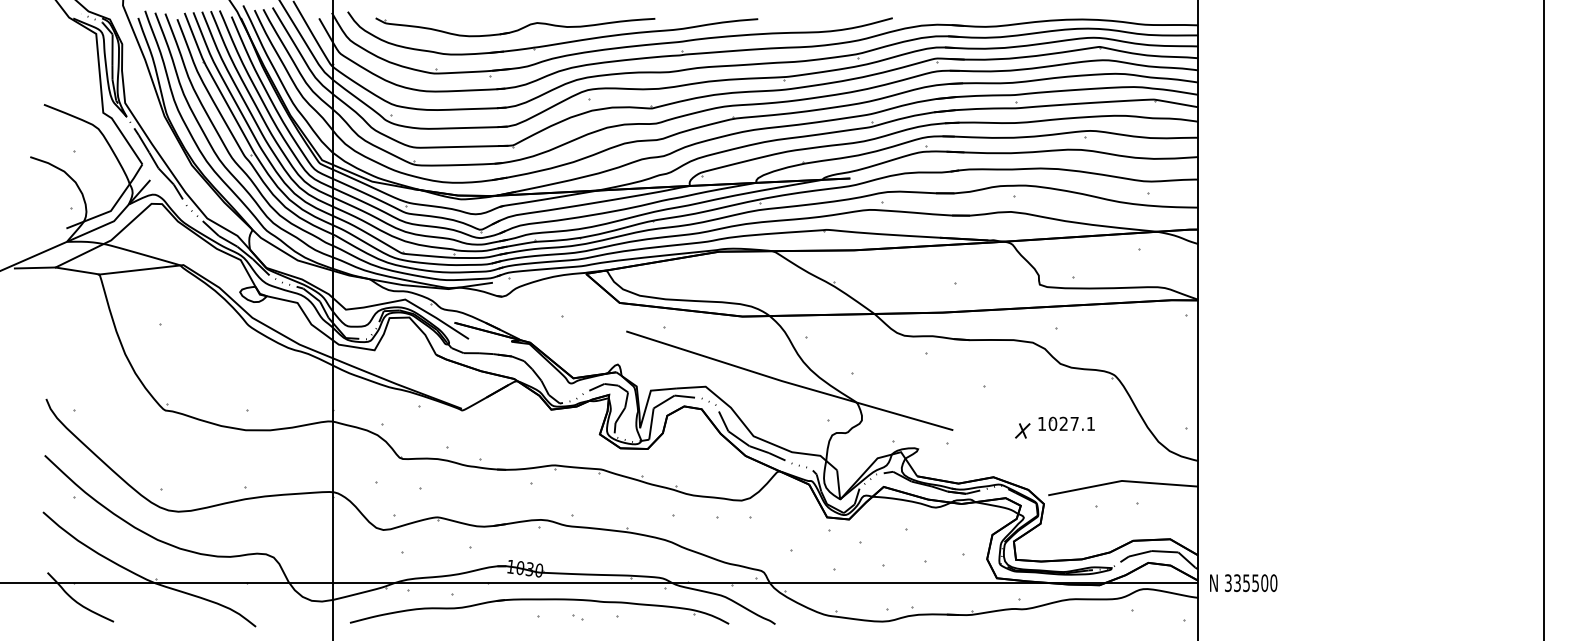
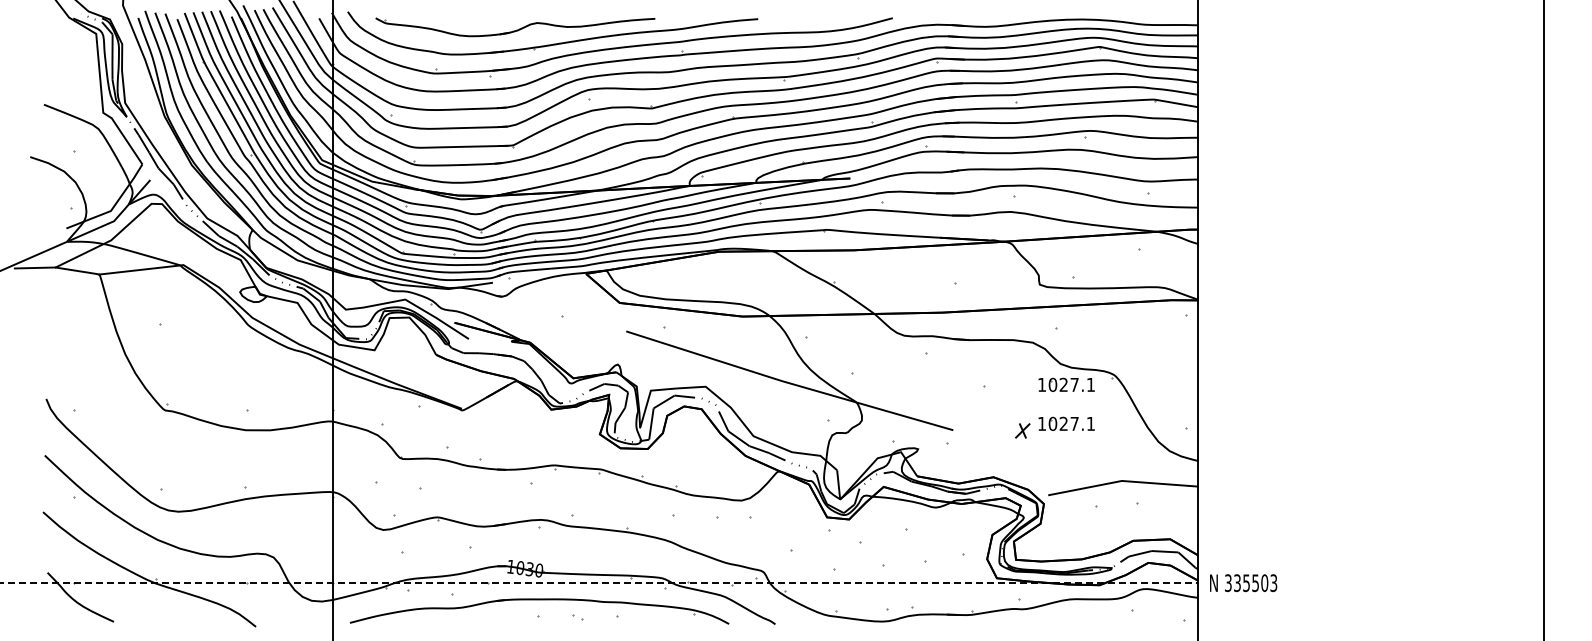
part: none -> present (1066, 384)
text: 335500 -> 335503 (1273, 582)
line: solid -> dashed (599, 583)
